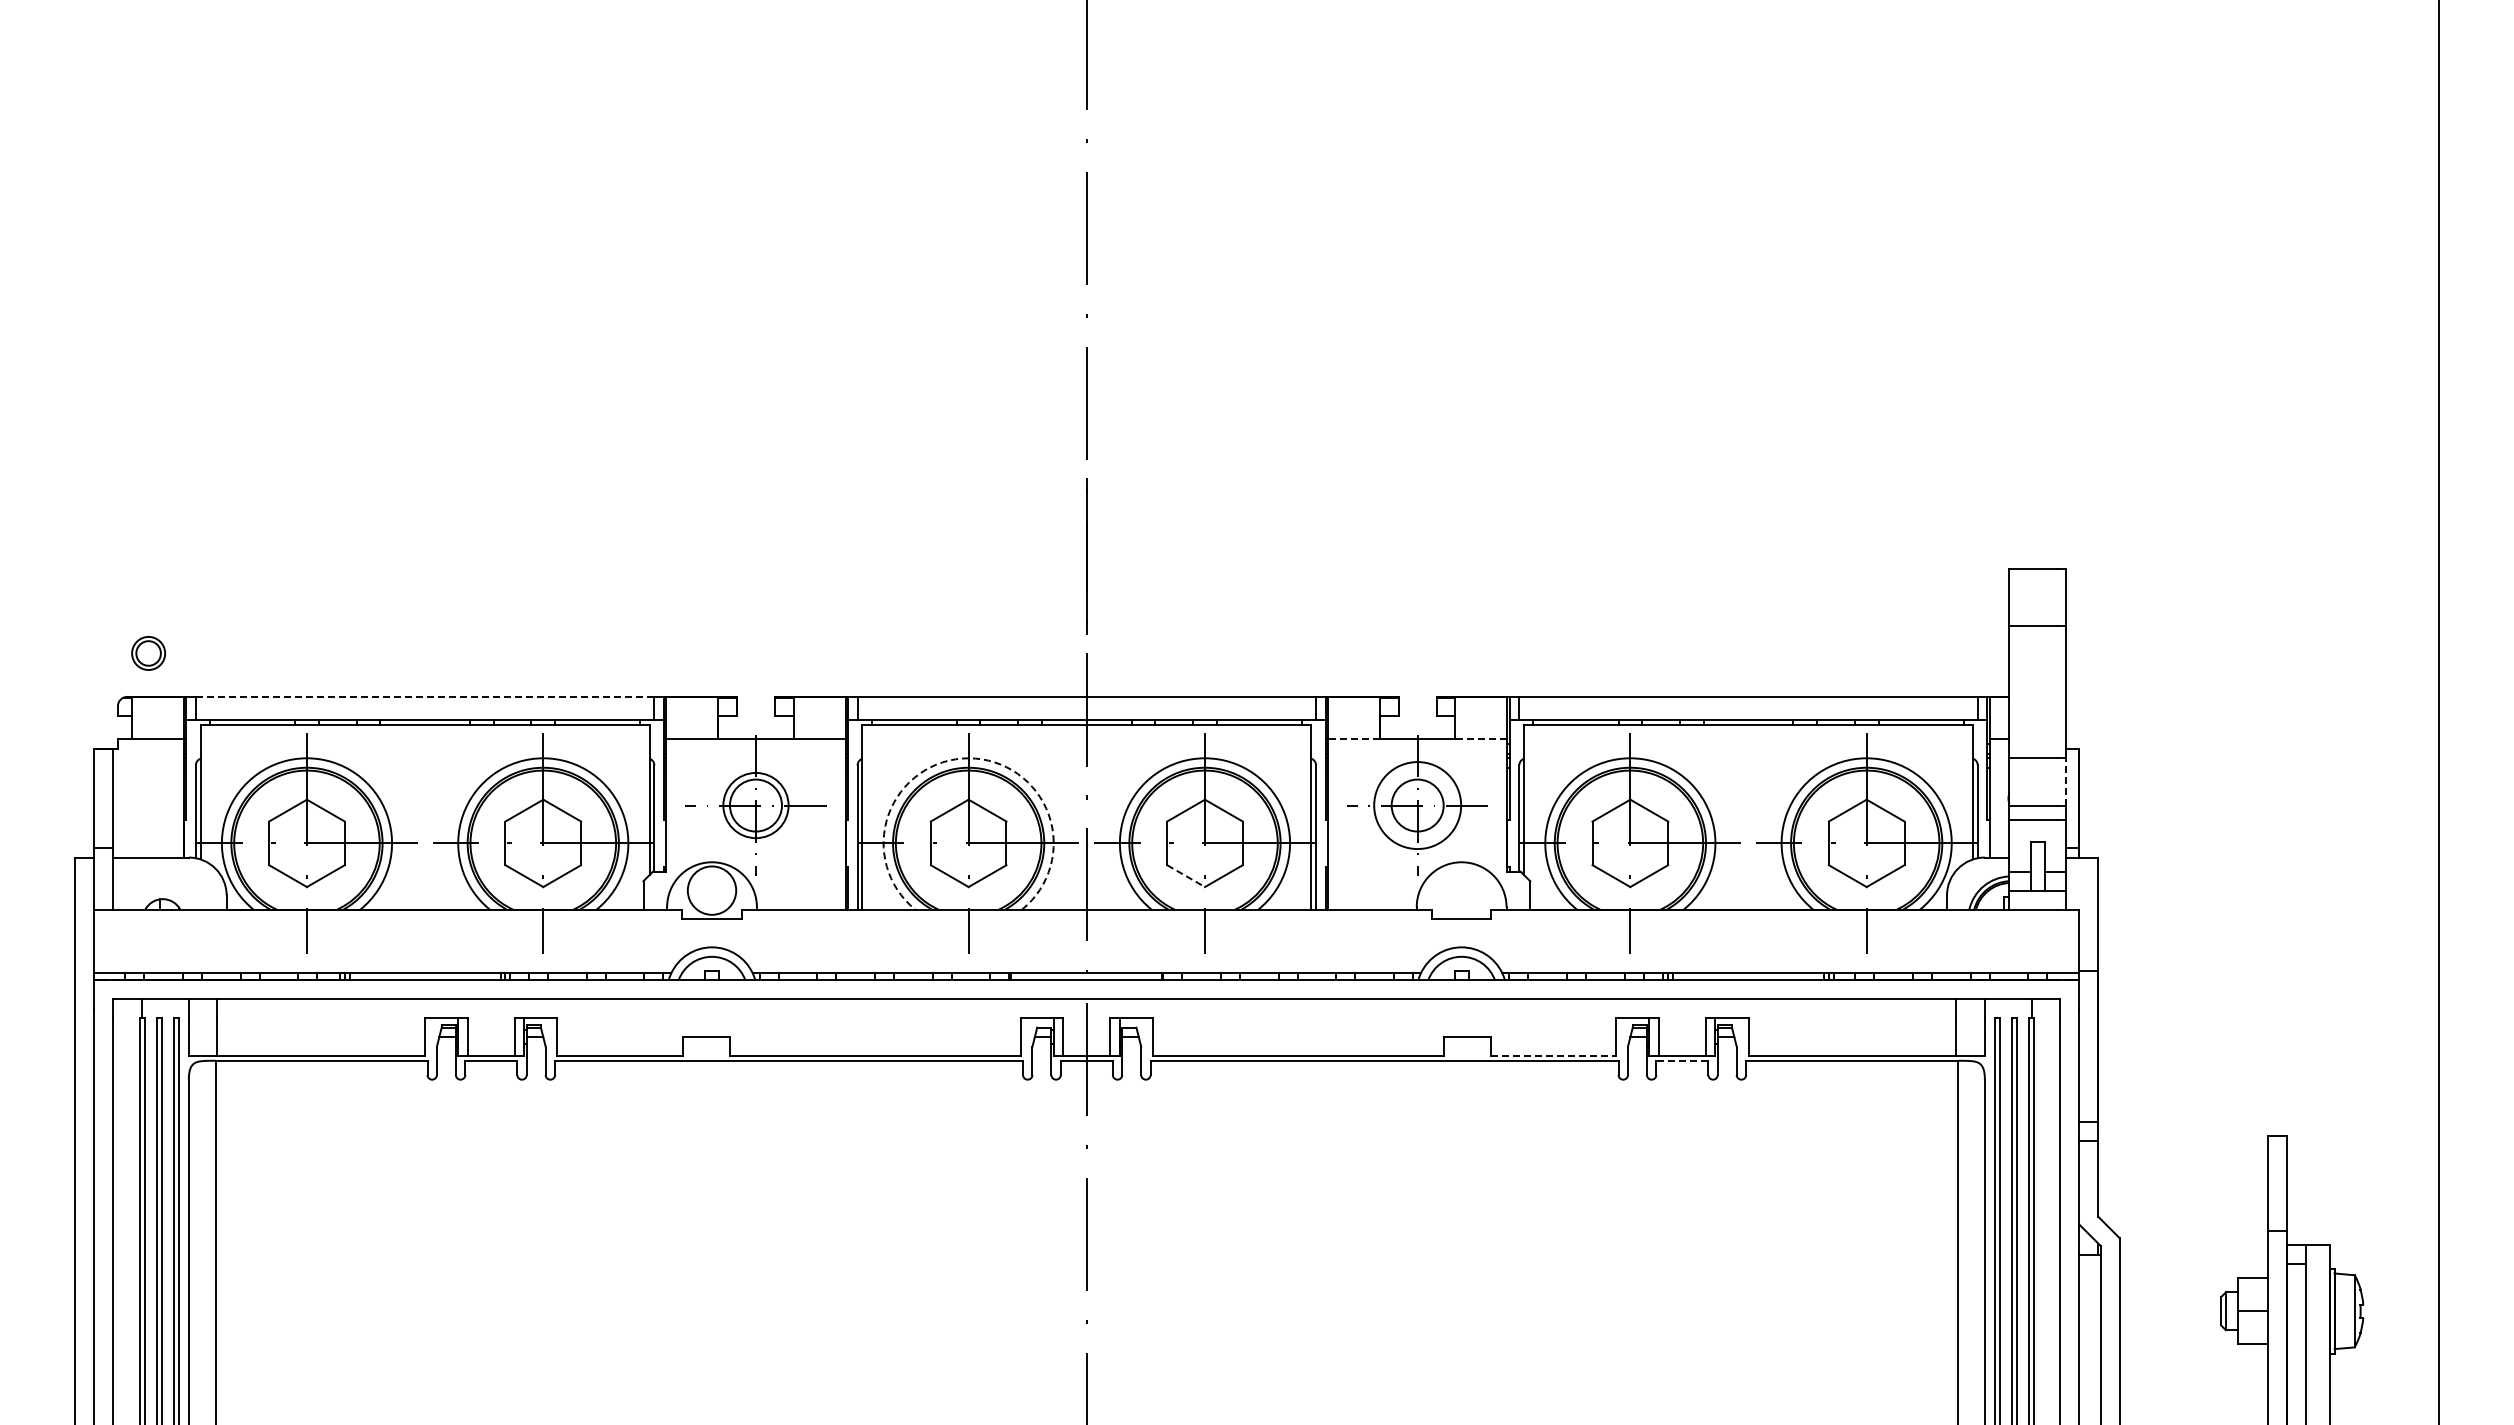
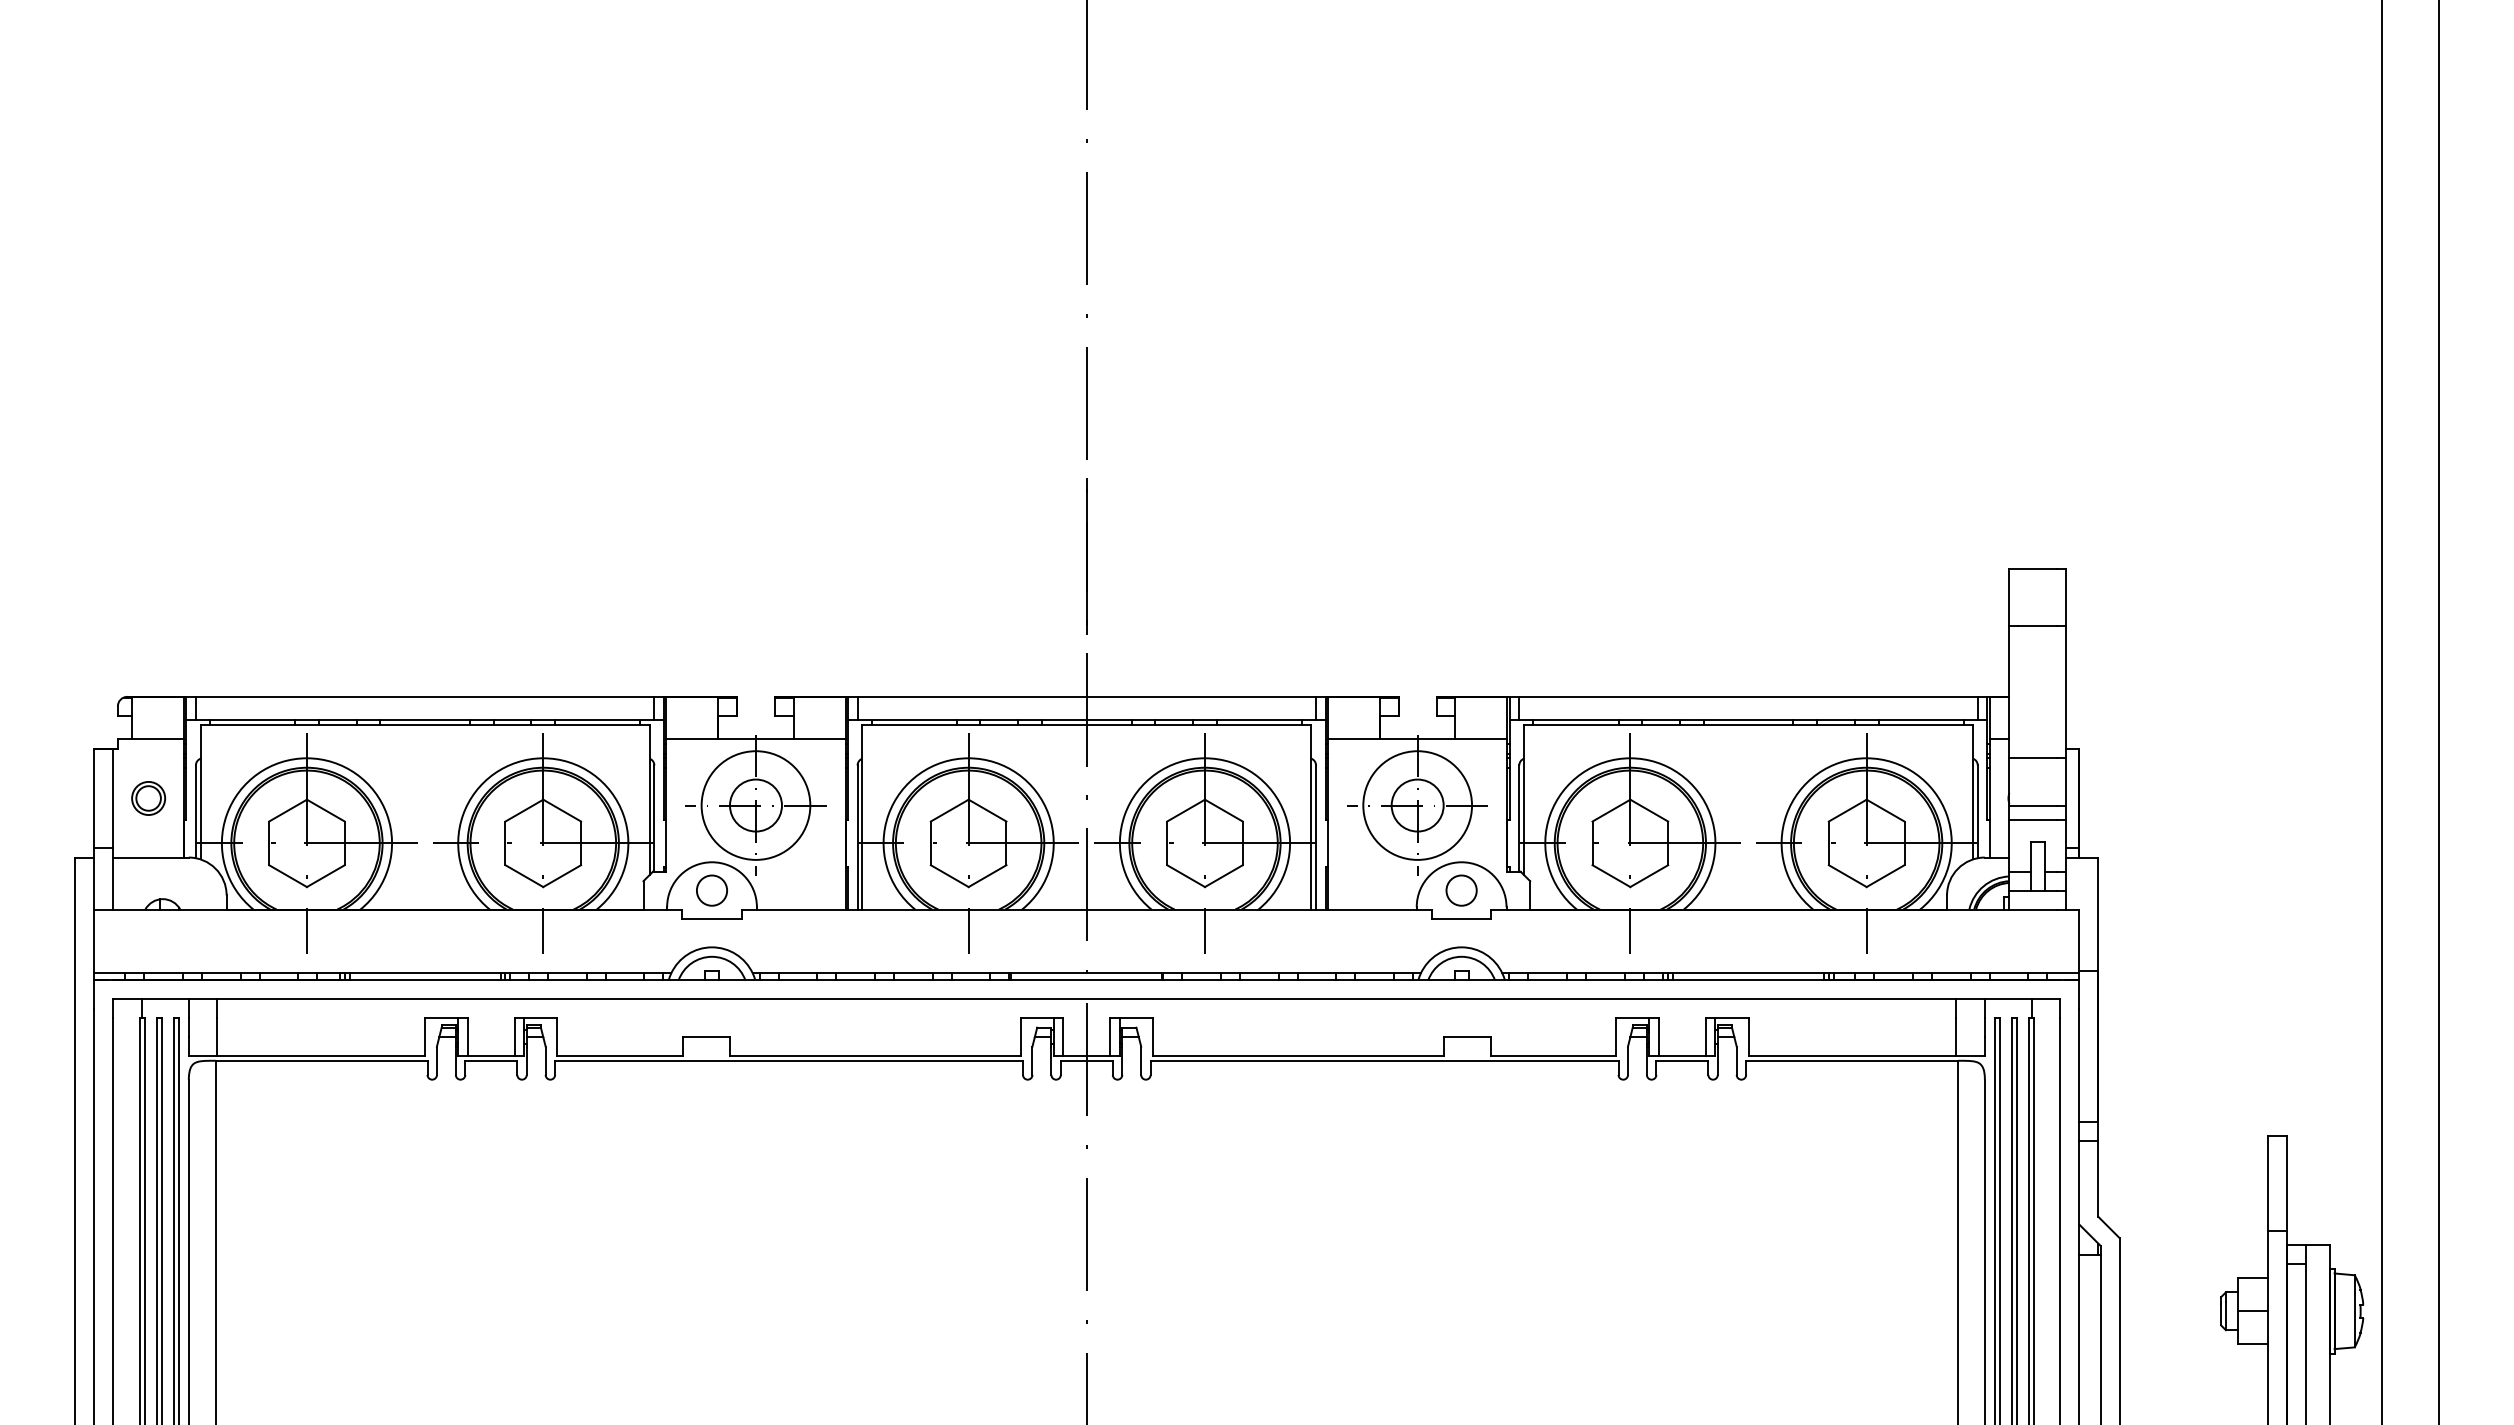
part position: (148, 653) -> (148, 798) (148, 798)
line: dashed -> solid (425, 696)
line: none -> present (2381, 711)
line: dashed -> solid (1353, 739)
line: dashed -> solid (1481, 739)
arc: dashed -> solid (968, 758)
line: dashed -> solid (2066, 781)
circle diameter: 65 px -> 109 px (755, 805)
circle diameter: 87 px -> 109 px (1417, 805)
line: dashed -> solid (1186, 876)
circle diameter: 48 px -> 30 px (711, 890)
circle: none -> present (1461, 890)
line: dashed -> solid (1553, 1056)
line: dashed -> solid (1682, 1060)
